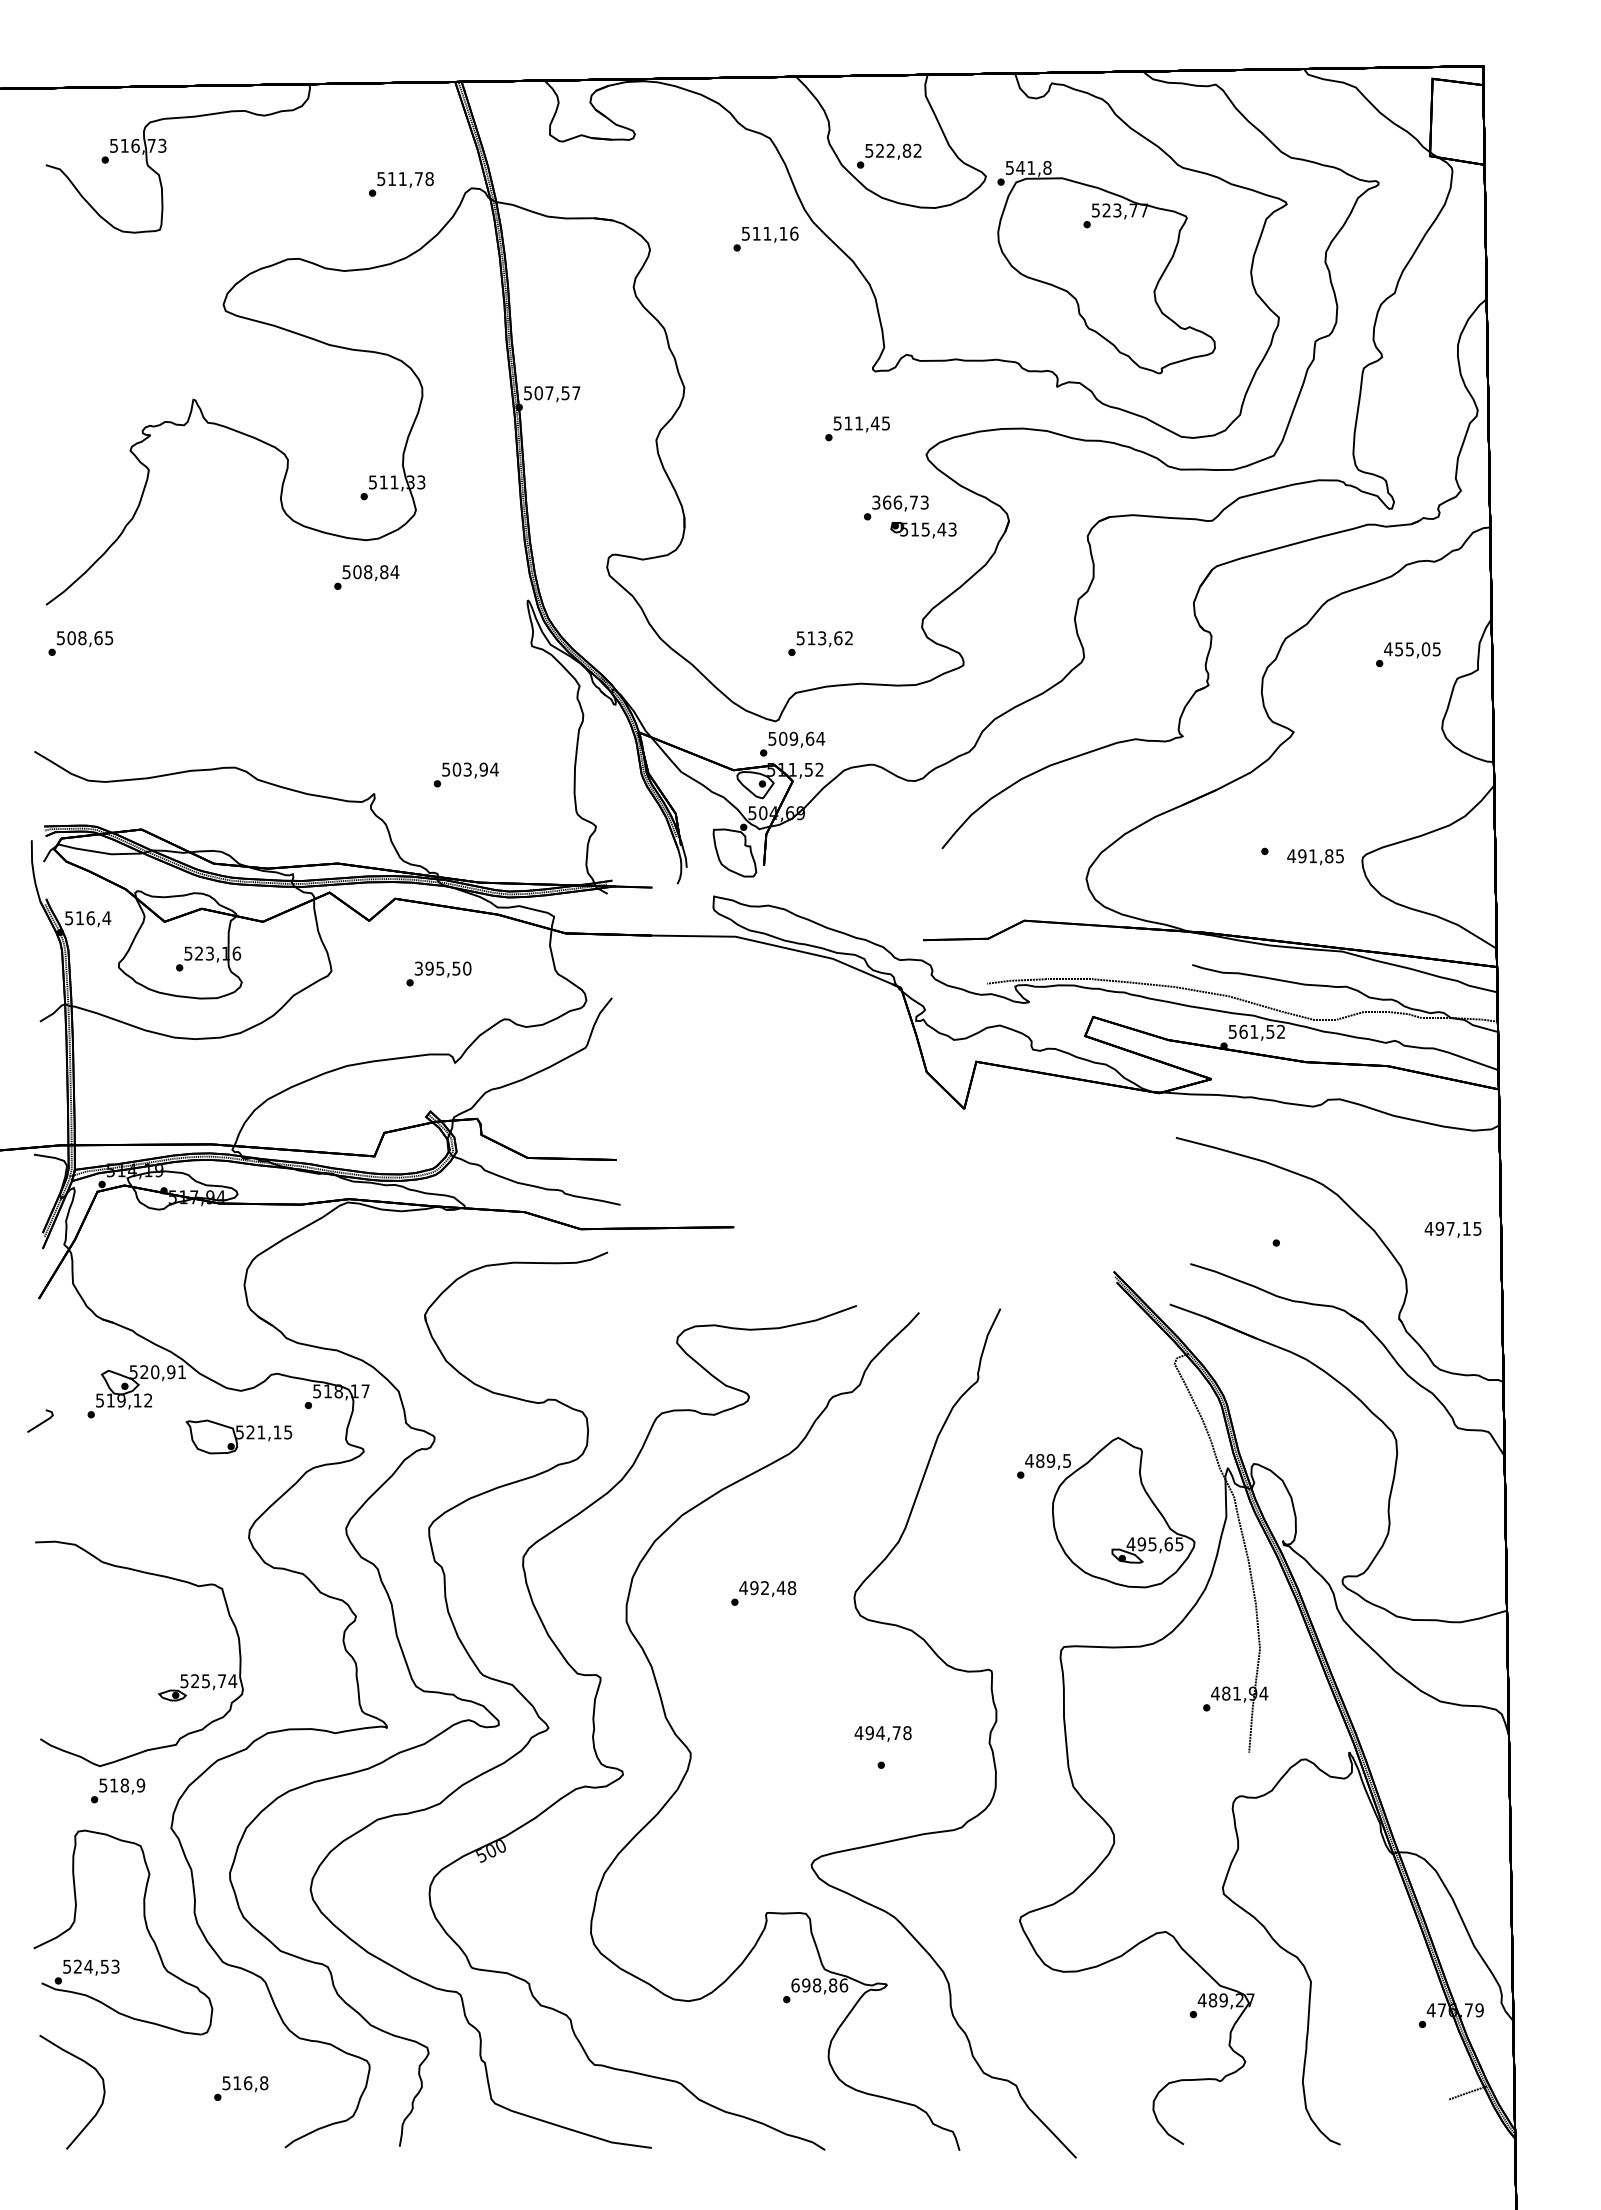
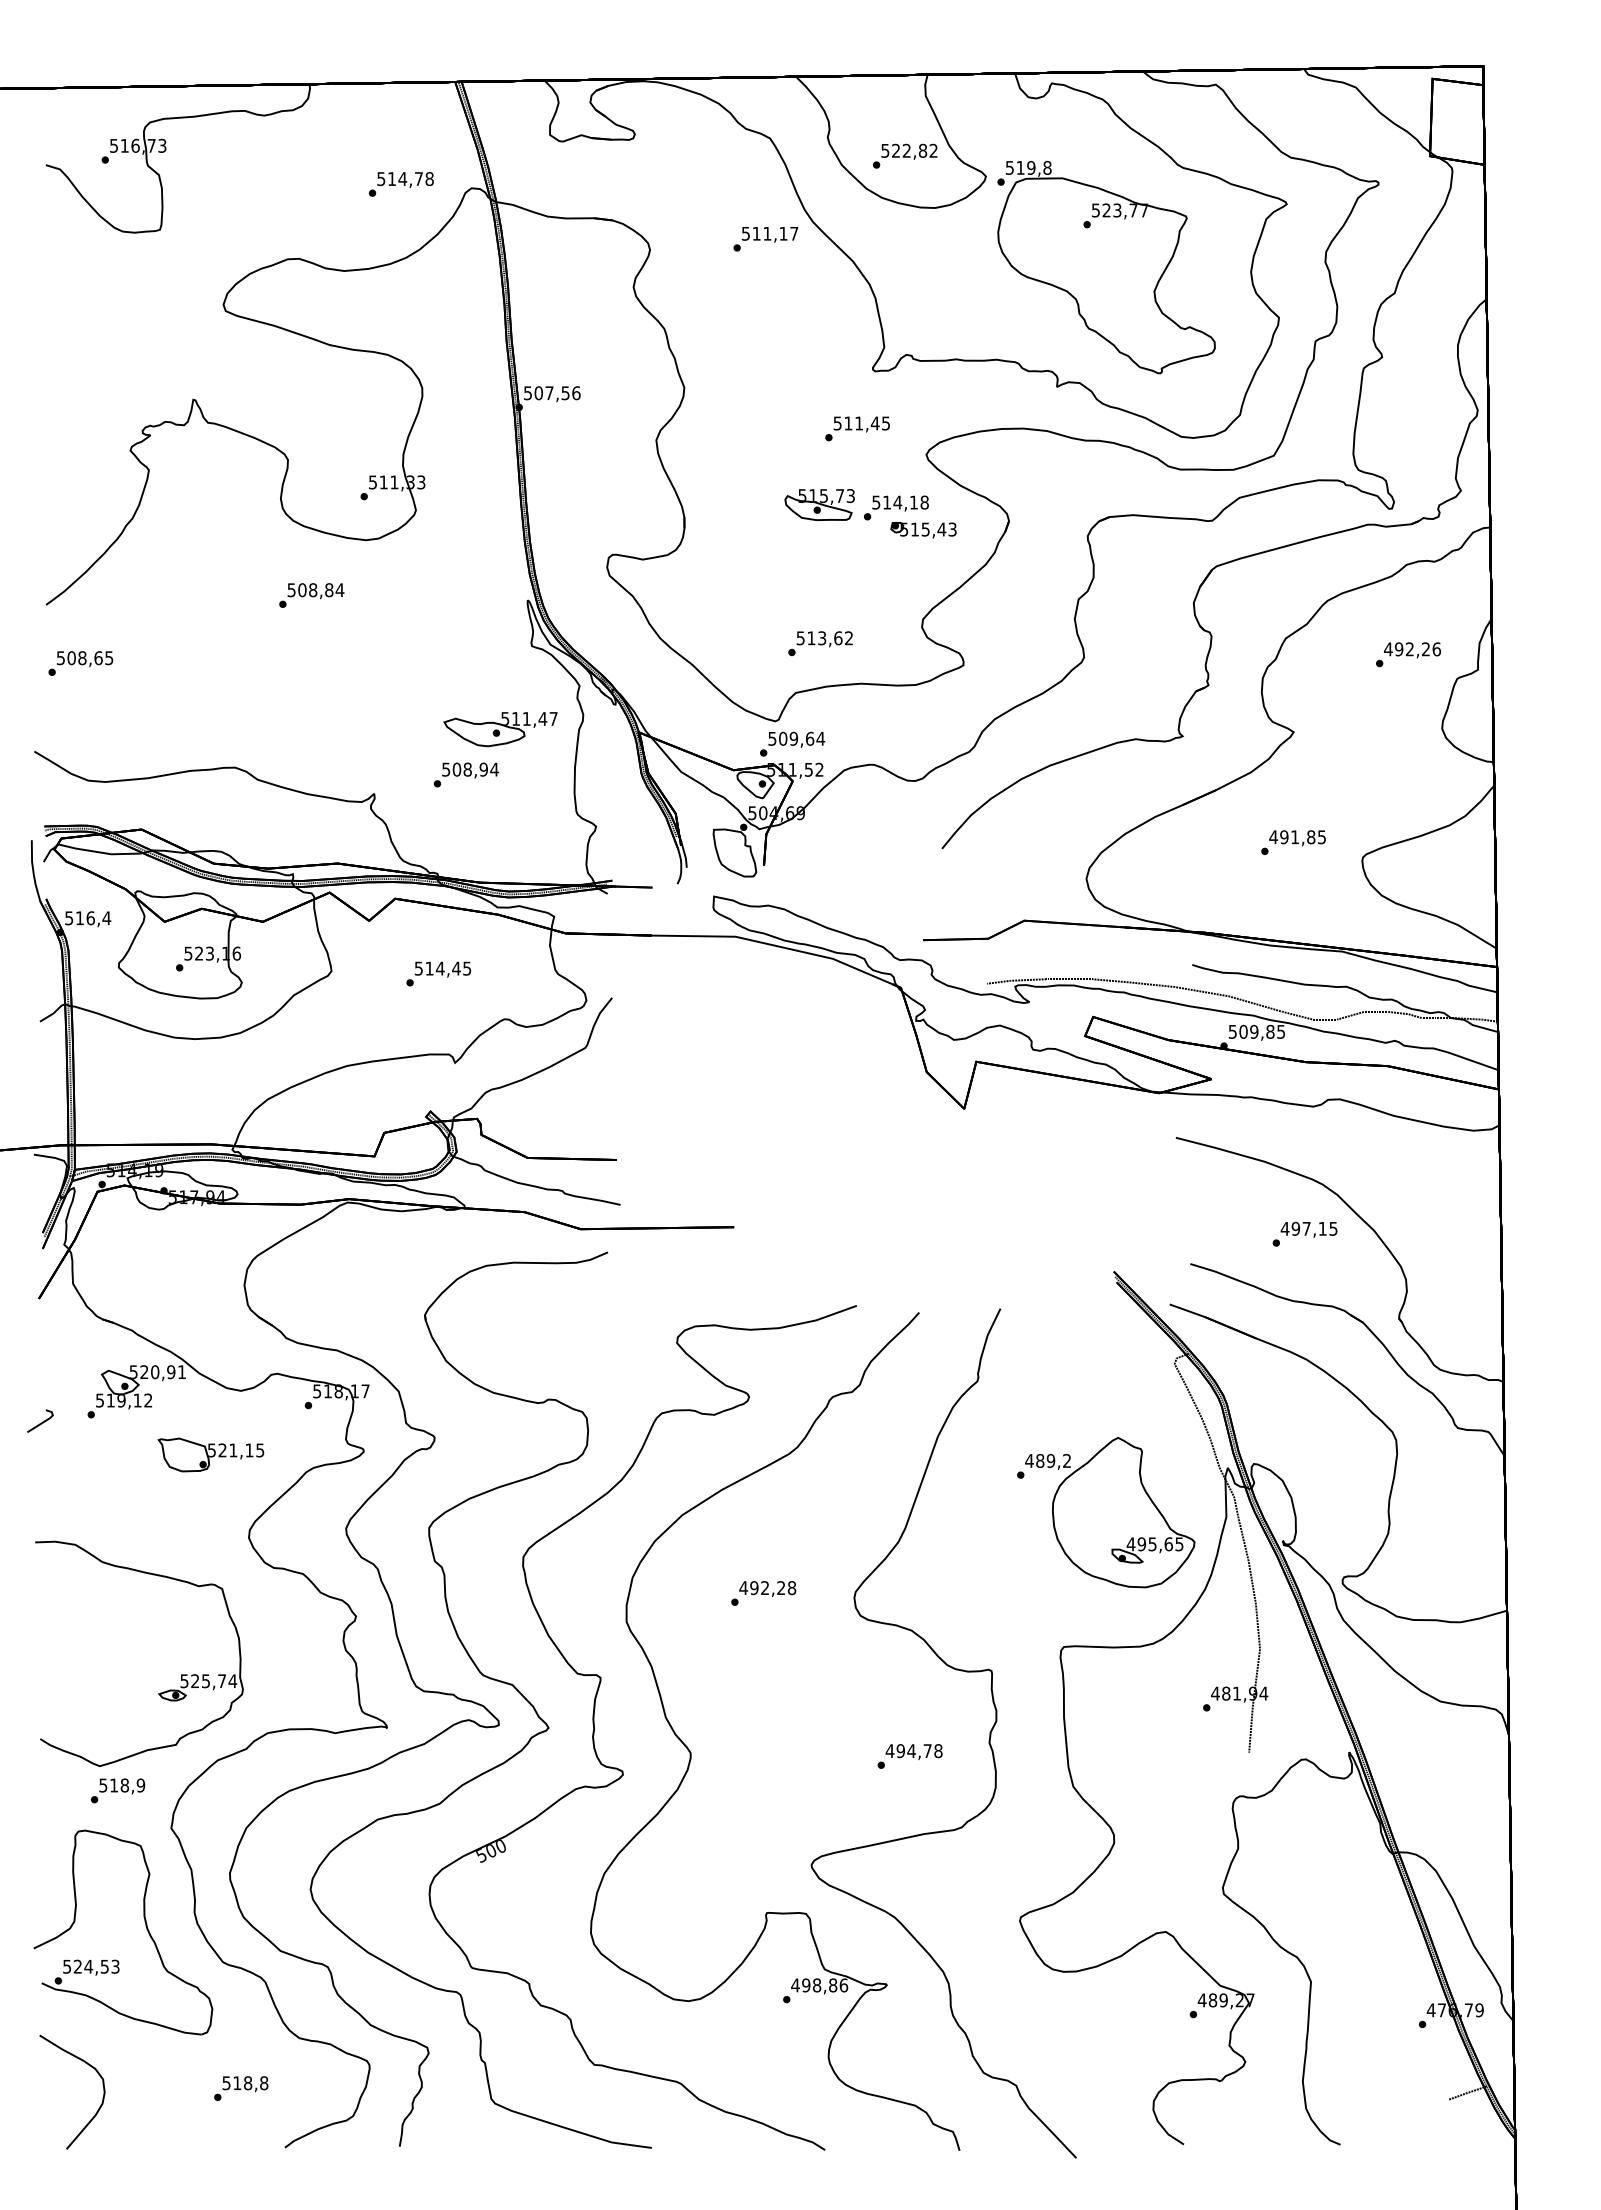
text position: (889, 155) -> (905, 155) (905, 155)
text: 541,8 -> 519,8 (1025, 167)
text: 511,78 -> 514,78 (402, 178)
text: 511,16 -> 511,17 (794, 233)
text: 507,57 -> 507,56 (576, 393)
text: 366,73 -> 514,18 (900, 502)
part: none -> present (819, 504)
text position: (366, 577) -> (311, 595) (311, 595)
text position: (80, 643) -> (80, 663) (80, 663)
text: 455,05 -> 492,26 (1418, 649)
part: none -> present (500, 729)
text: 503,94 -> 508,94 (467, 769)
text position: (1315, 857) -> (1297, 838) (1297, 838)
text: 395,50 -> 514,45 (443, 968)
text: 561,52 -> 509,85 (1262, 1031)
text position: (1452, 1229) -> (1308, 1229) (1308, 1229)
part position: (238, 1436) -> (210, 1454) (210, 1454)
text: 489,5 -> 489,2 (1066, 1460)
text: 492,48 -> 492,28 (780, 1587)
text position: (882, 1733) -> (913, 1751) (913, 1751)
text: 698,86 -> 498,86 (795, 1985)
text: 516,8 -> 518,8 (248, 2082)
